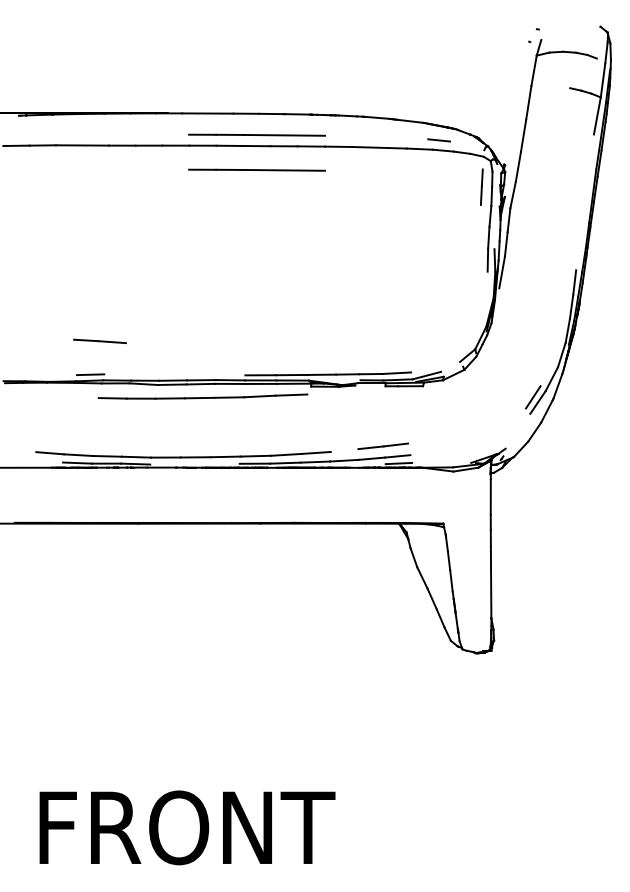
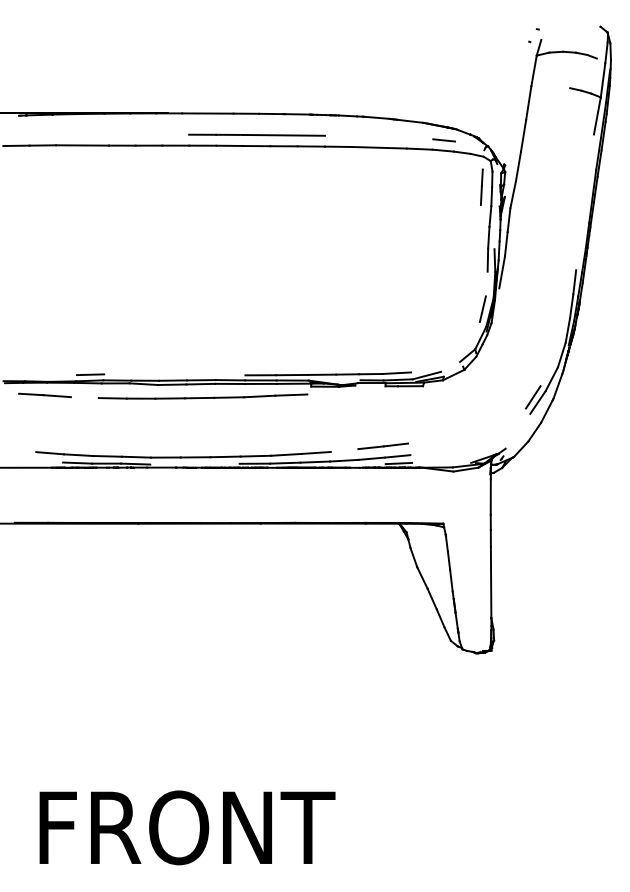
line position: (438, 140) -> (443, 140) (443, 140)
line: present -> none (256, 169)
line: none -> present (482, 308)
line position: (99, 340) -> (44, 394) (44, 394)
